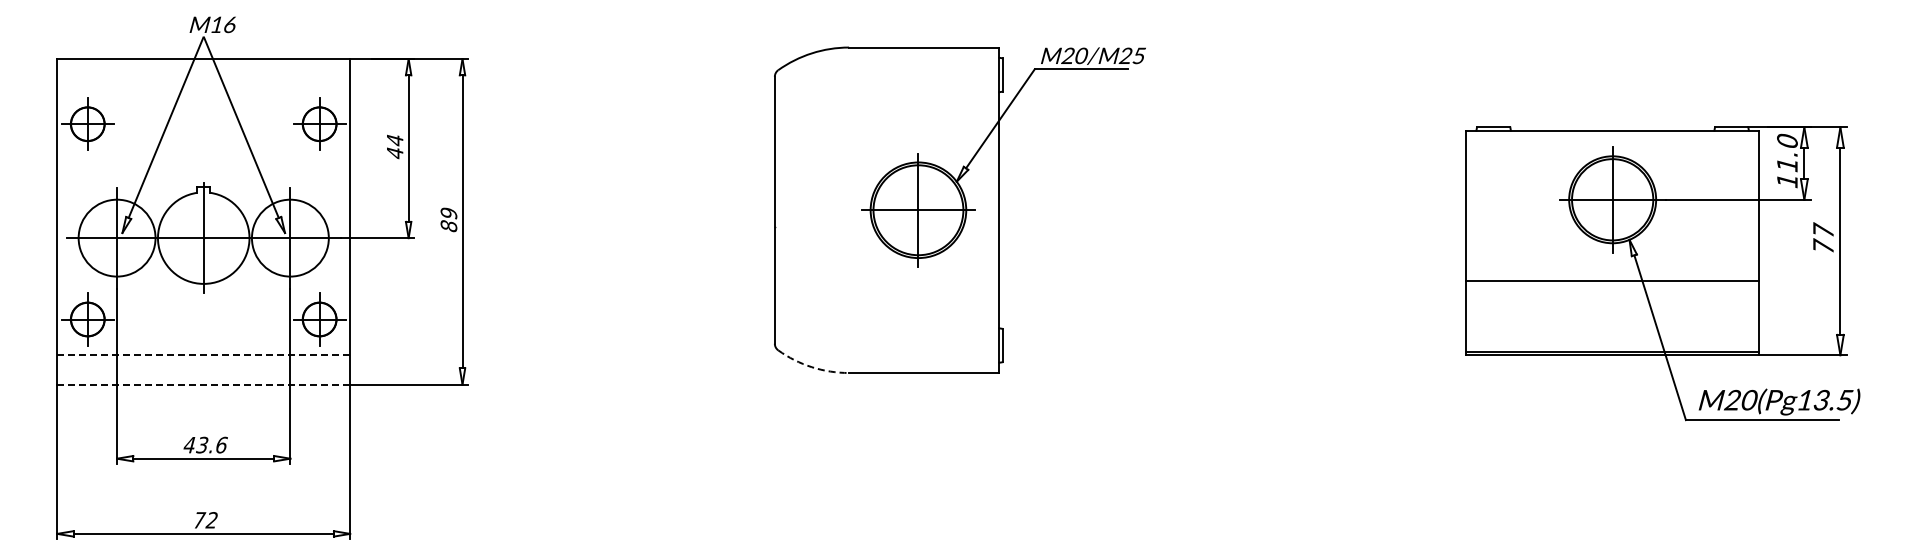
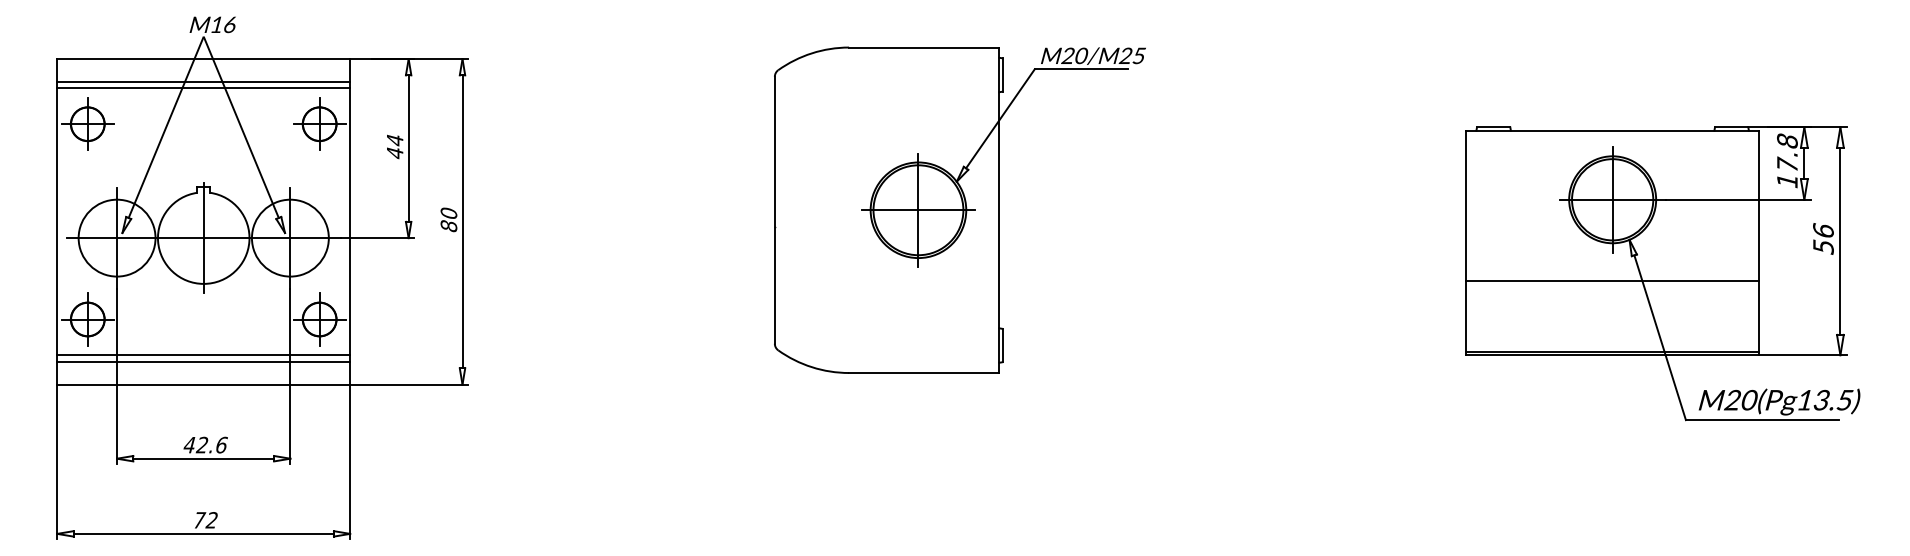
line: none -> present (203, 81)
line: none -> present (203, 88)
text: 11.0 -> 17.8 (1787, 152)
text: 89 -> 80 (448, 213)
text: 77 -> 56 (1823, 238)
line: dashed -> solid (203, 355)
line: none -> present (203, 361)
arc: dashed -> solid (811, 367)
line: dashed -> solid (203, 384)
text: 43.6 -> 42.6 (202, 445)
